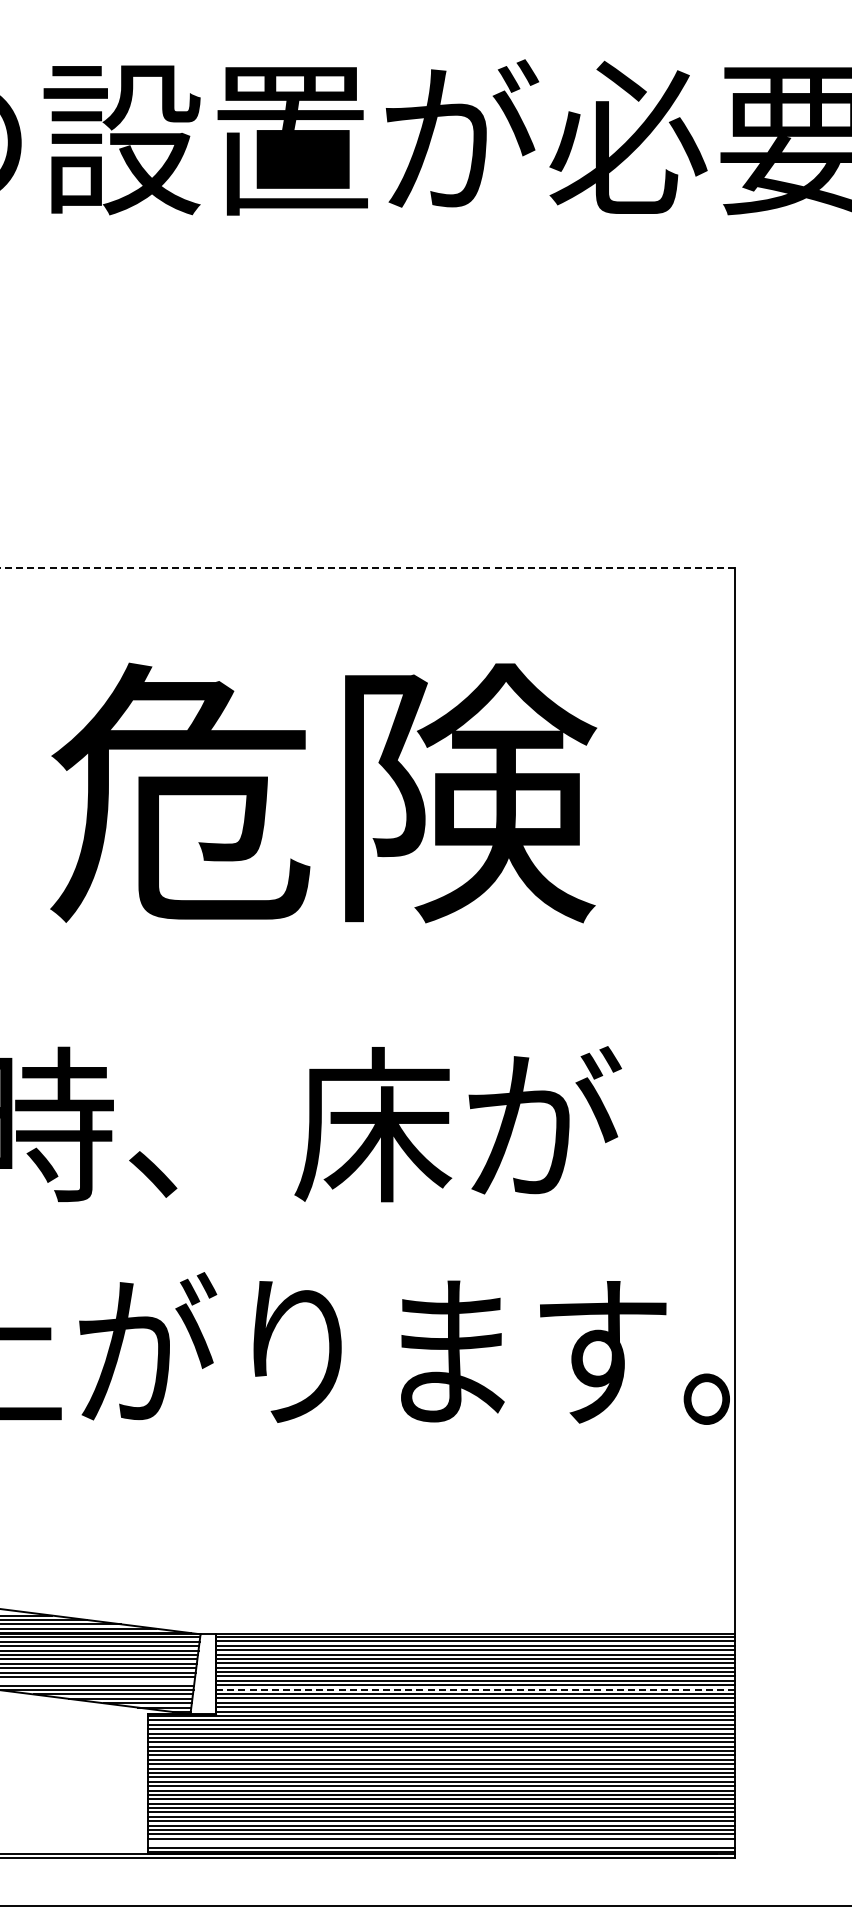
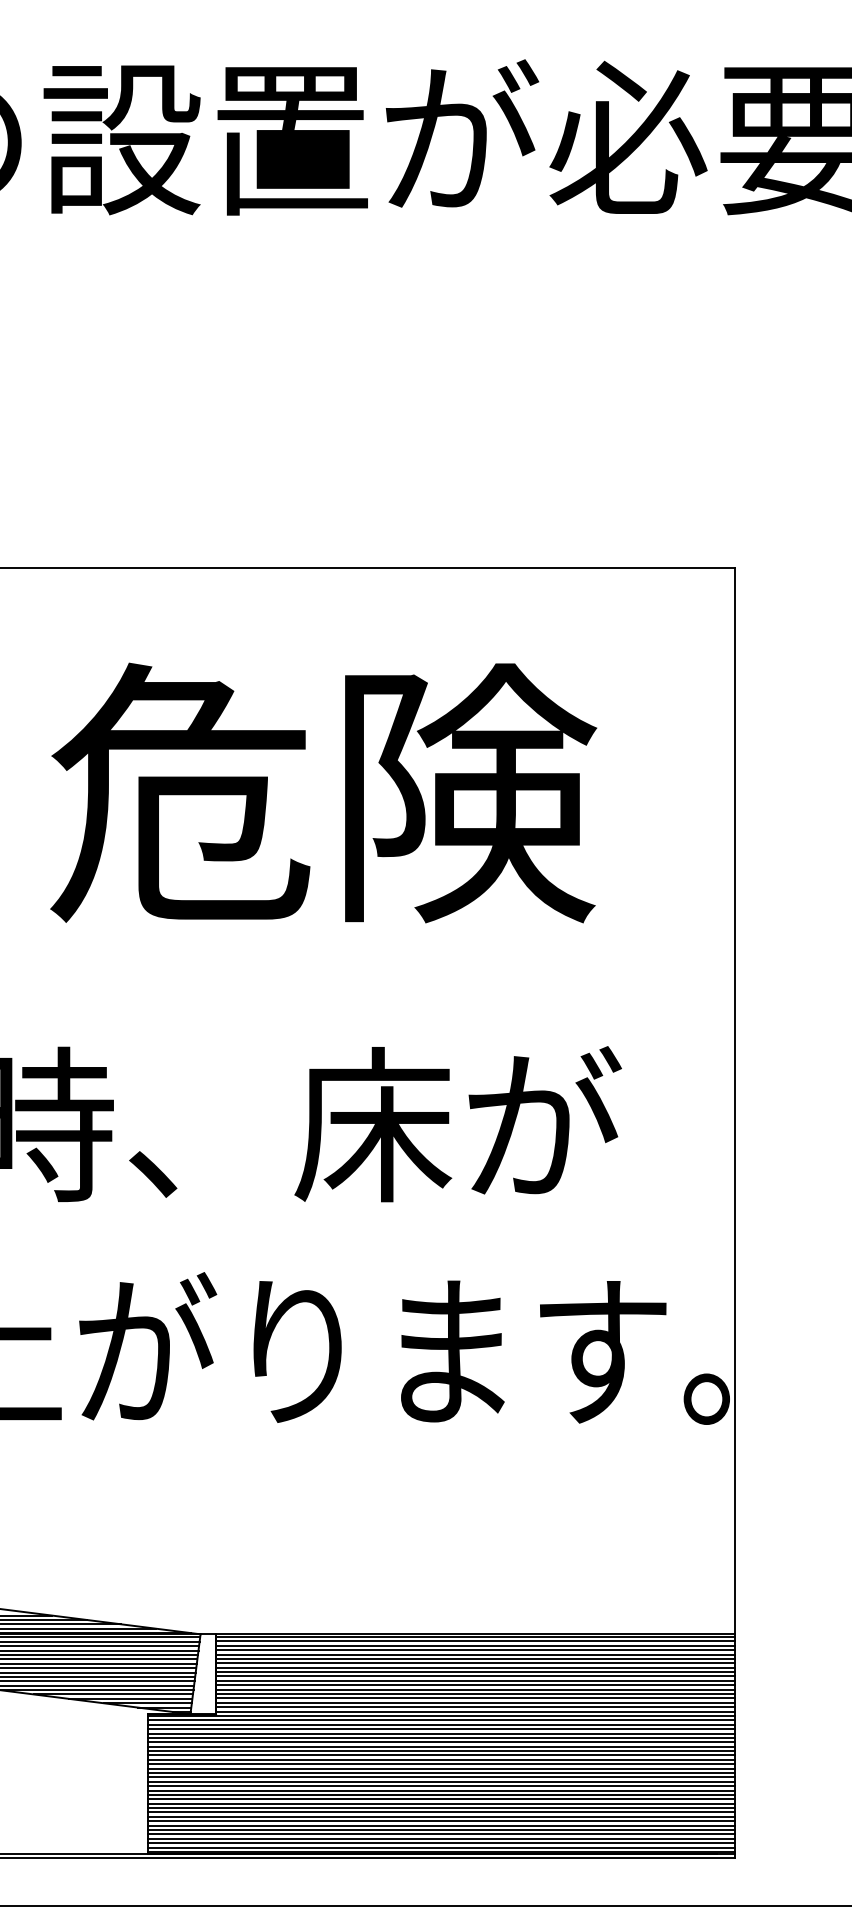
line: dashed -> solid (367, 567)
line: none -> present (98, 1681)
line: dashed -> solid (475, 1689)
line: none -> present (441, 1843)
